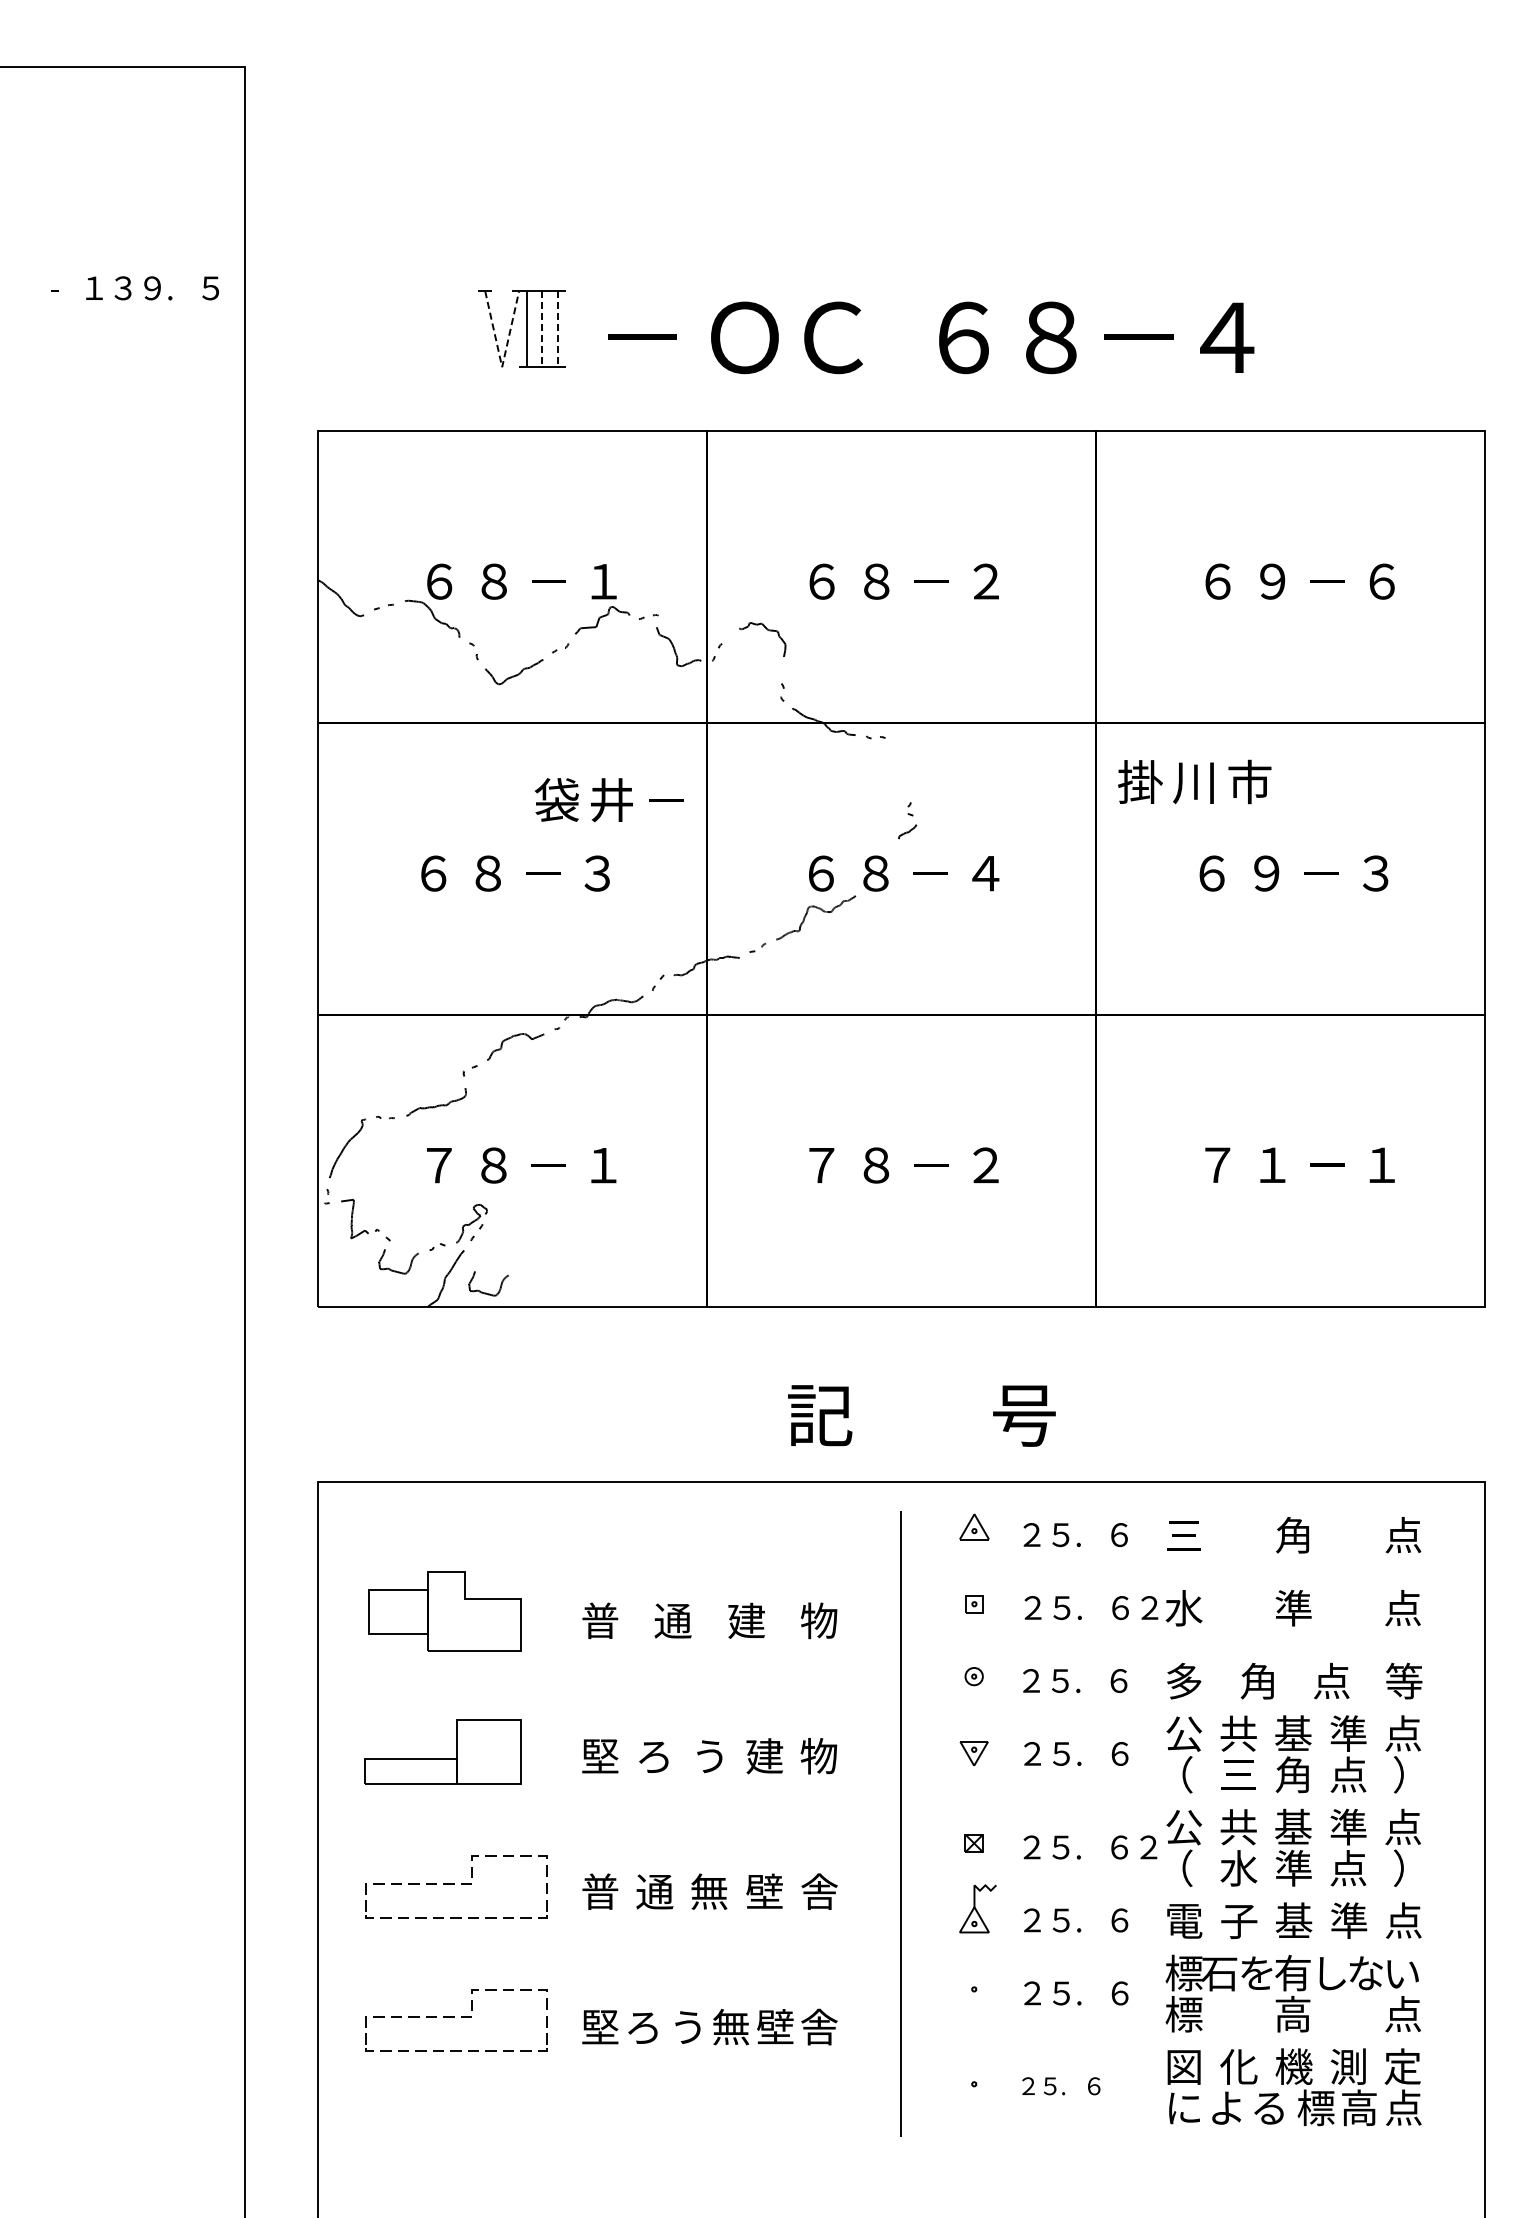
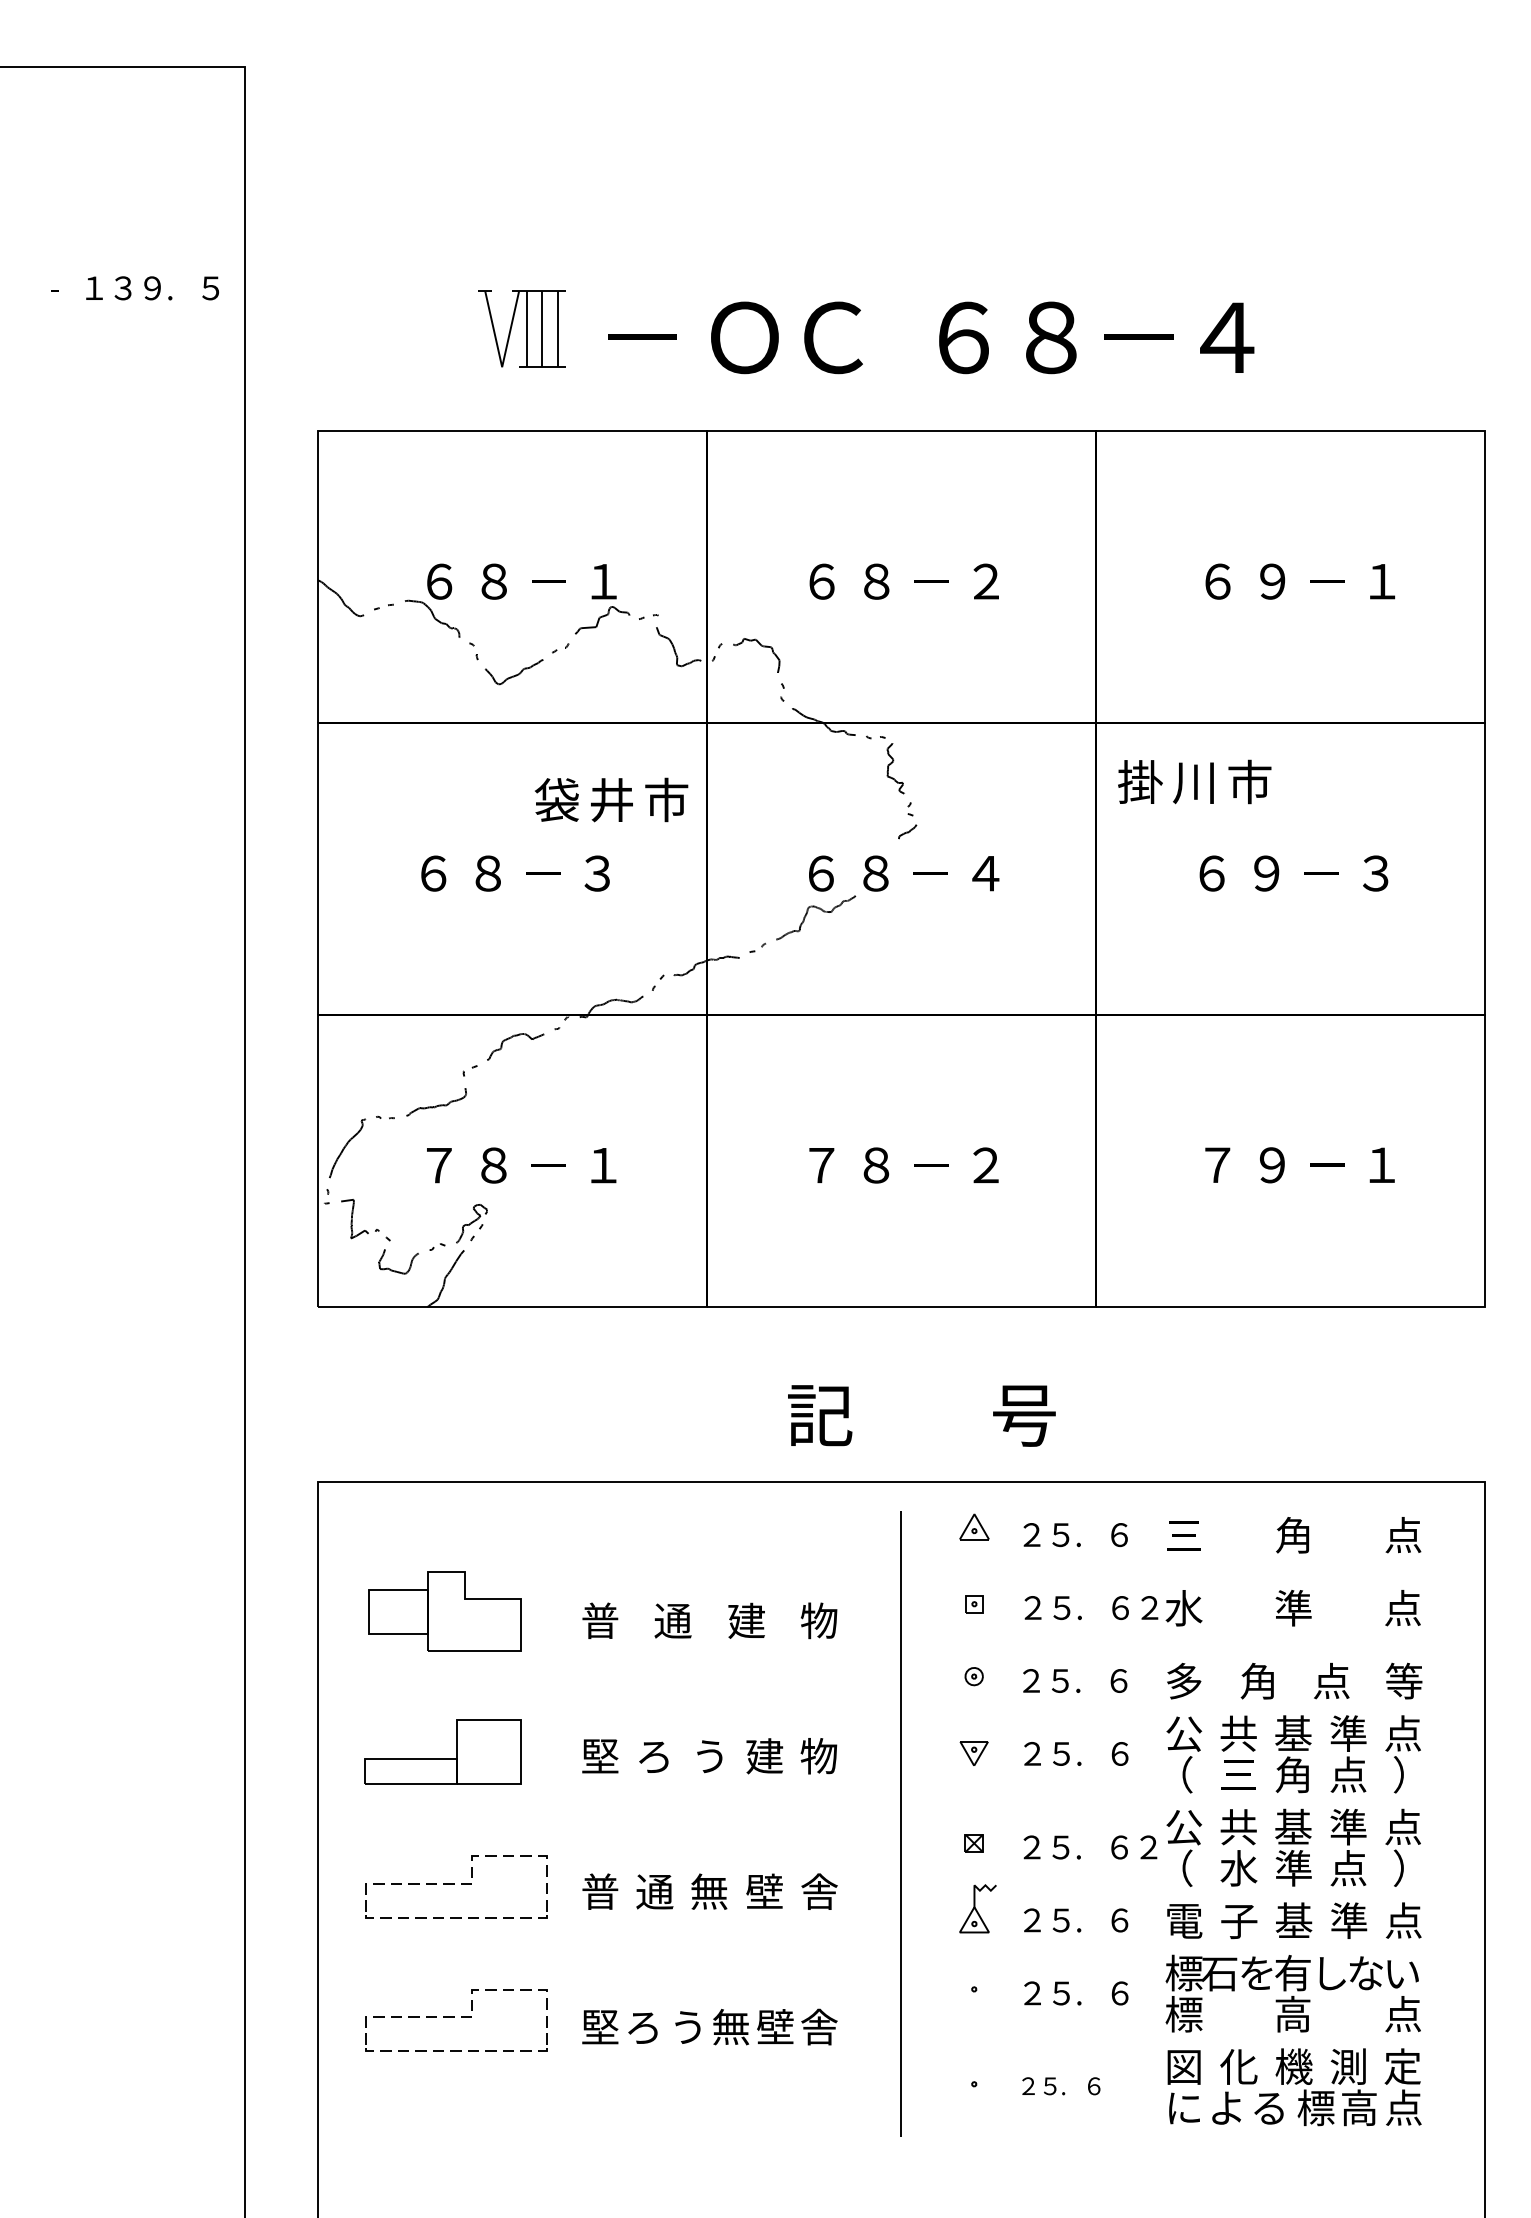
line: dashed -> solid (542, 329)
line: dashed -> solid (557, 329)
line: dashed -> solid (502, 367)
text: ６ -> １ (1382, 581)
part position: (767, 630) -> (761, 646) (761, 646)
part: none -> present (895, 768)
text: － -> 市 (666, 799)
text: １ -> ９ (1272, 1165)
part: present -> none (486, 1292)
